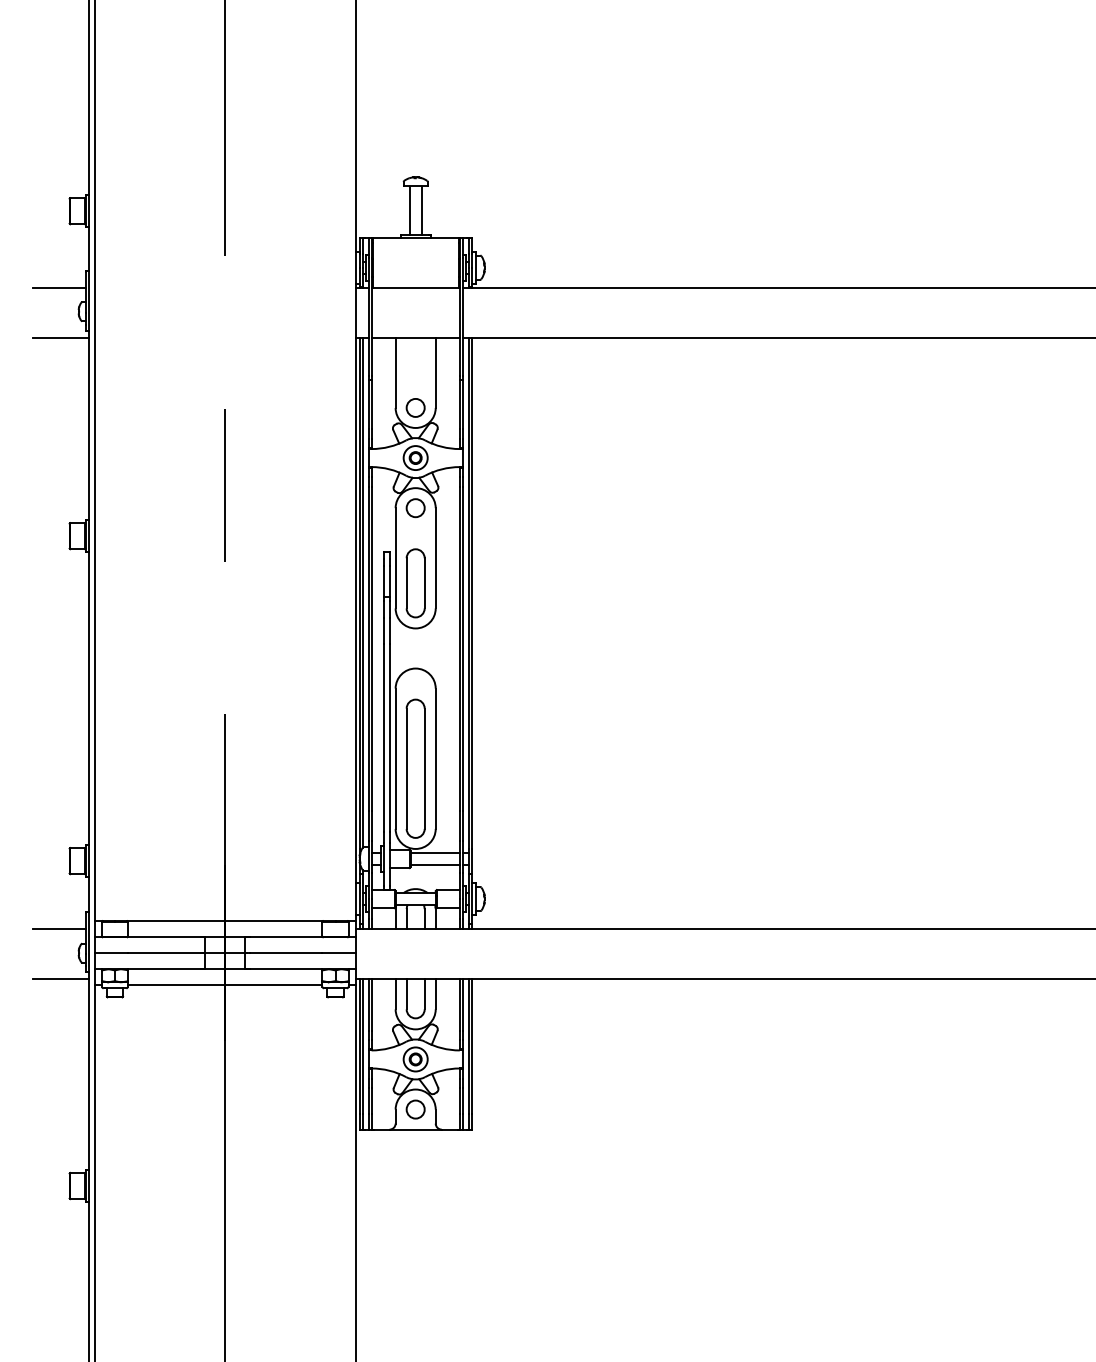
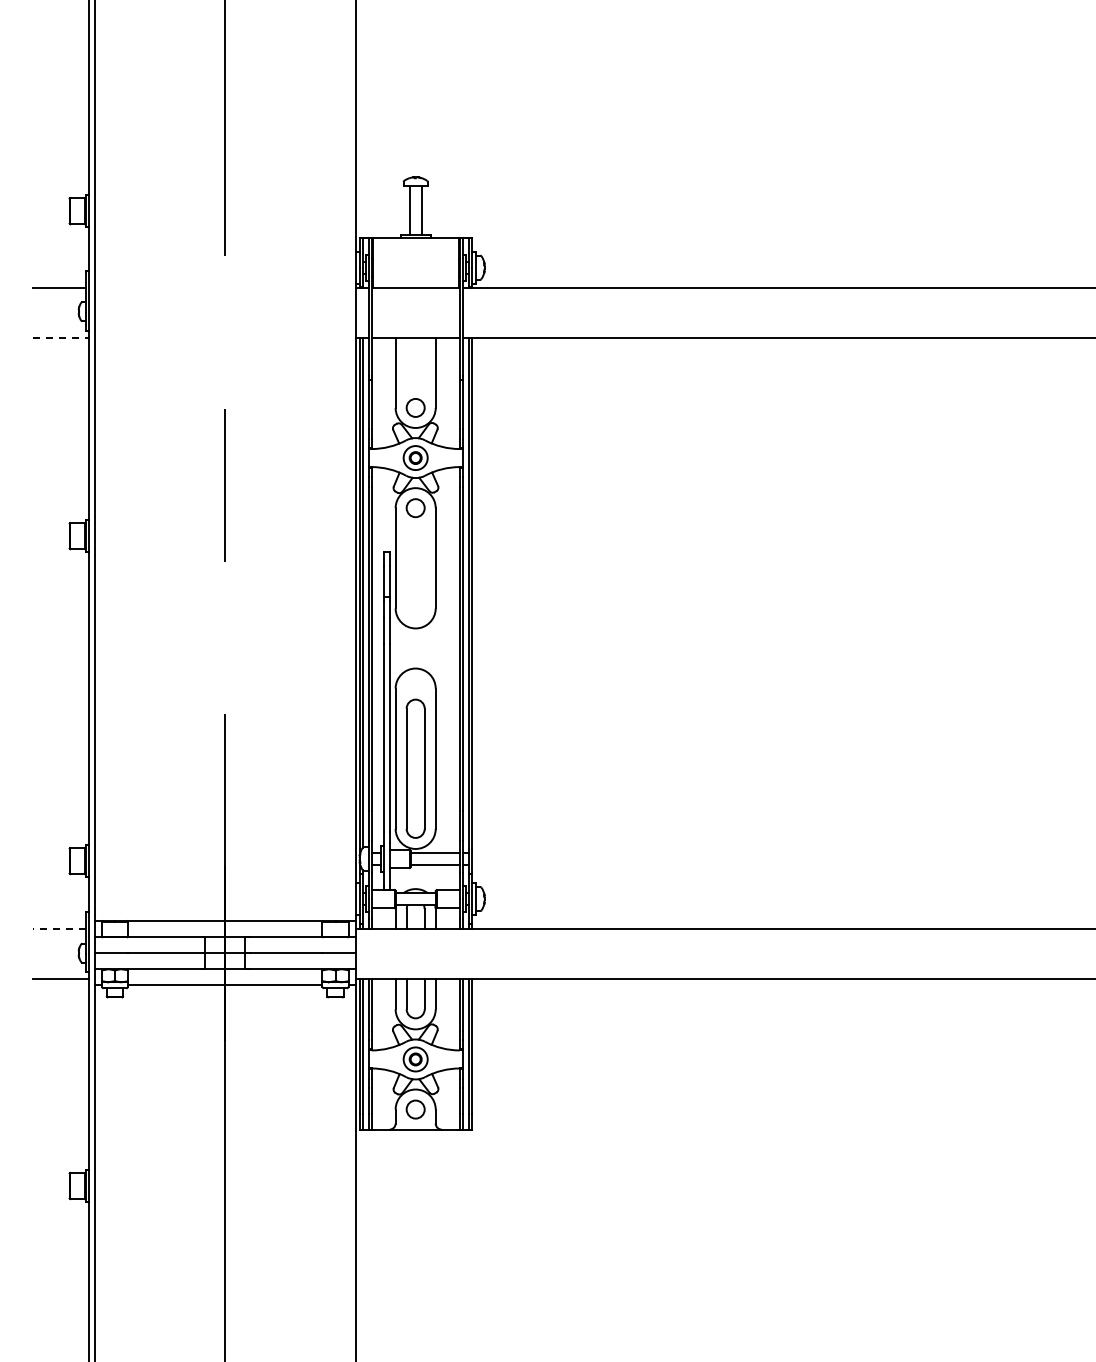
line: solid -> dashed (61, 337)
part: present -> none (415, 583)
line: solid -> dashed (59, 929)
